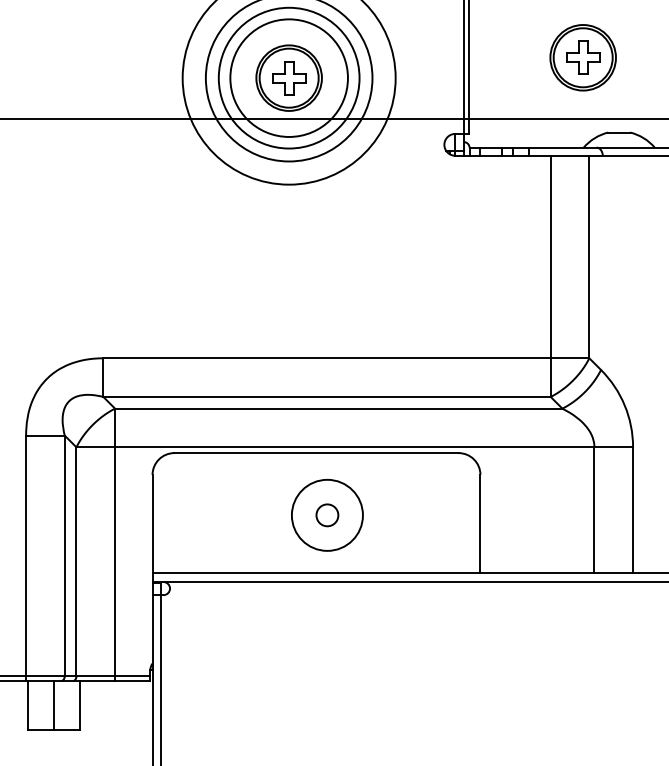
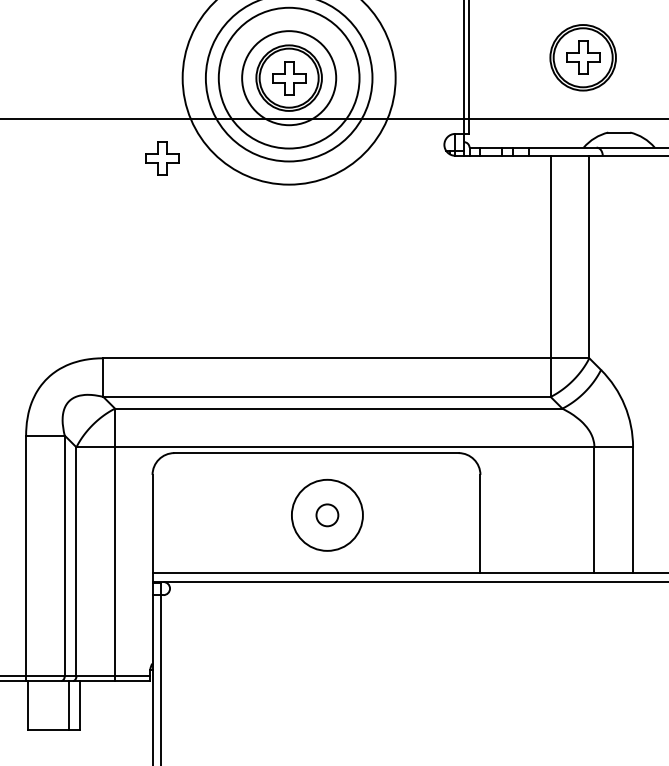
circle diameter: 118 px -> 94 px (289, 78)
part: none -> present (162, 158)
line position: (54, 705) -> (69, 705) (69, 705)
